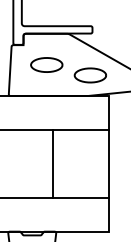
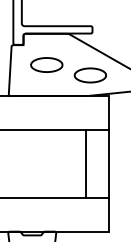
line position: (52, 163) -> (85, 163) (85, 163)
